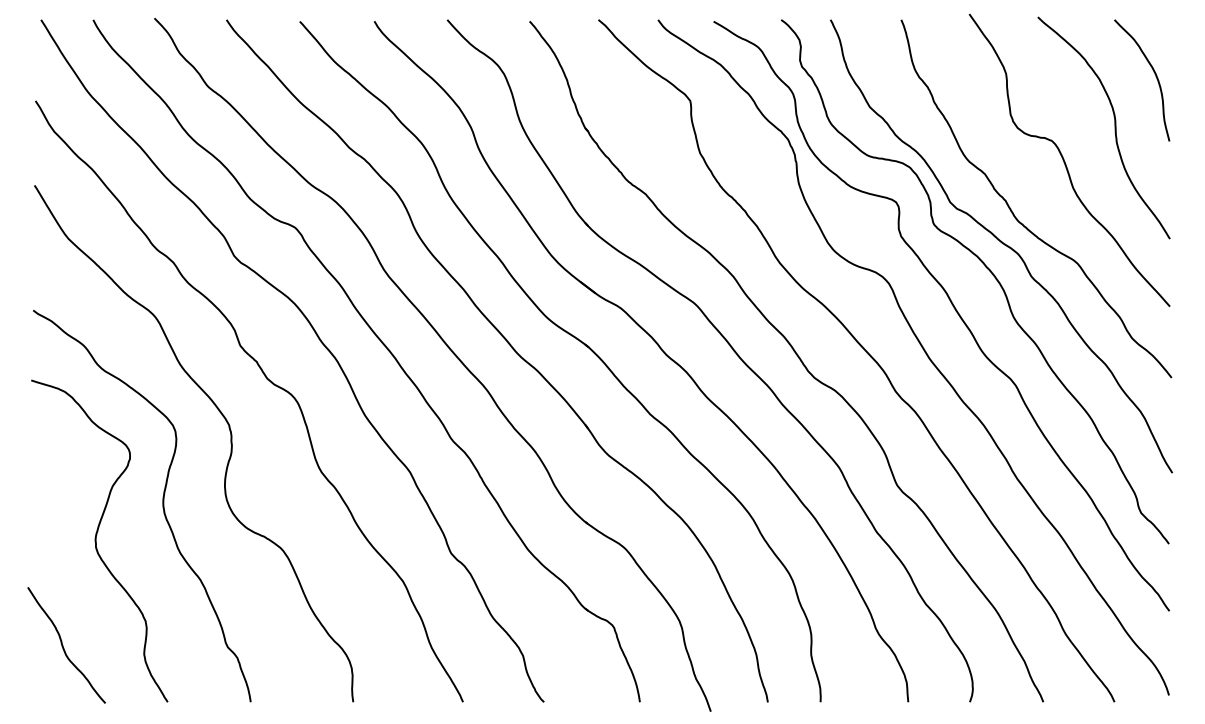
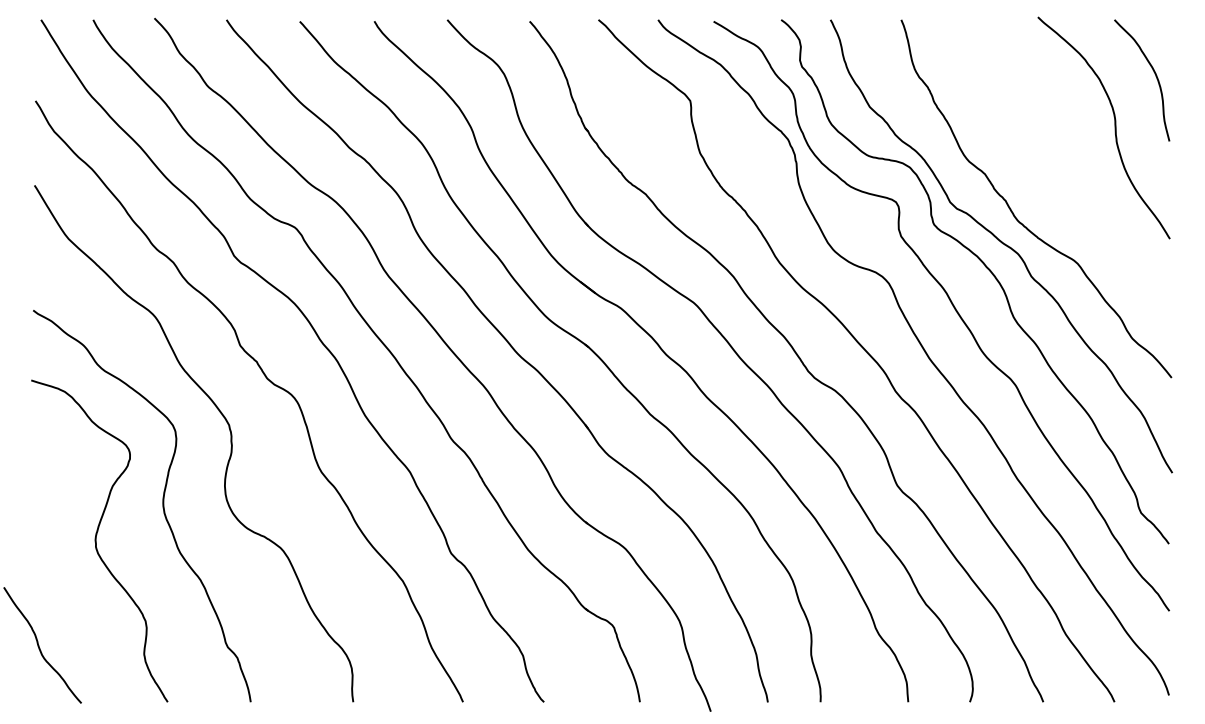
curve: present -> none (1065, 161)
curve position: (63, 645) -> (39, 645) (39, 645)
